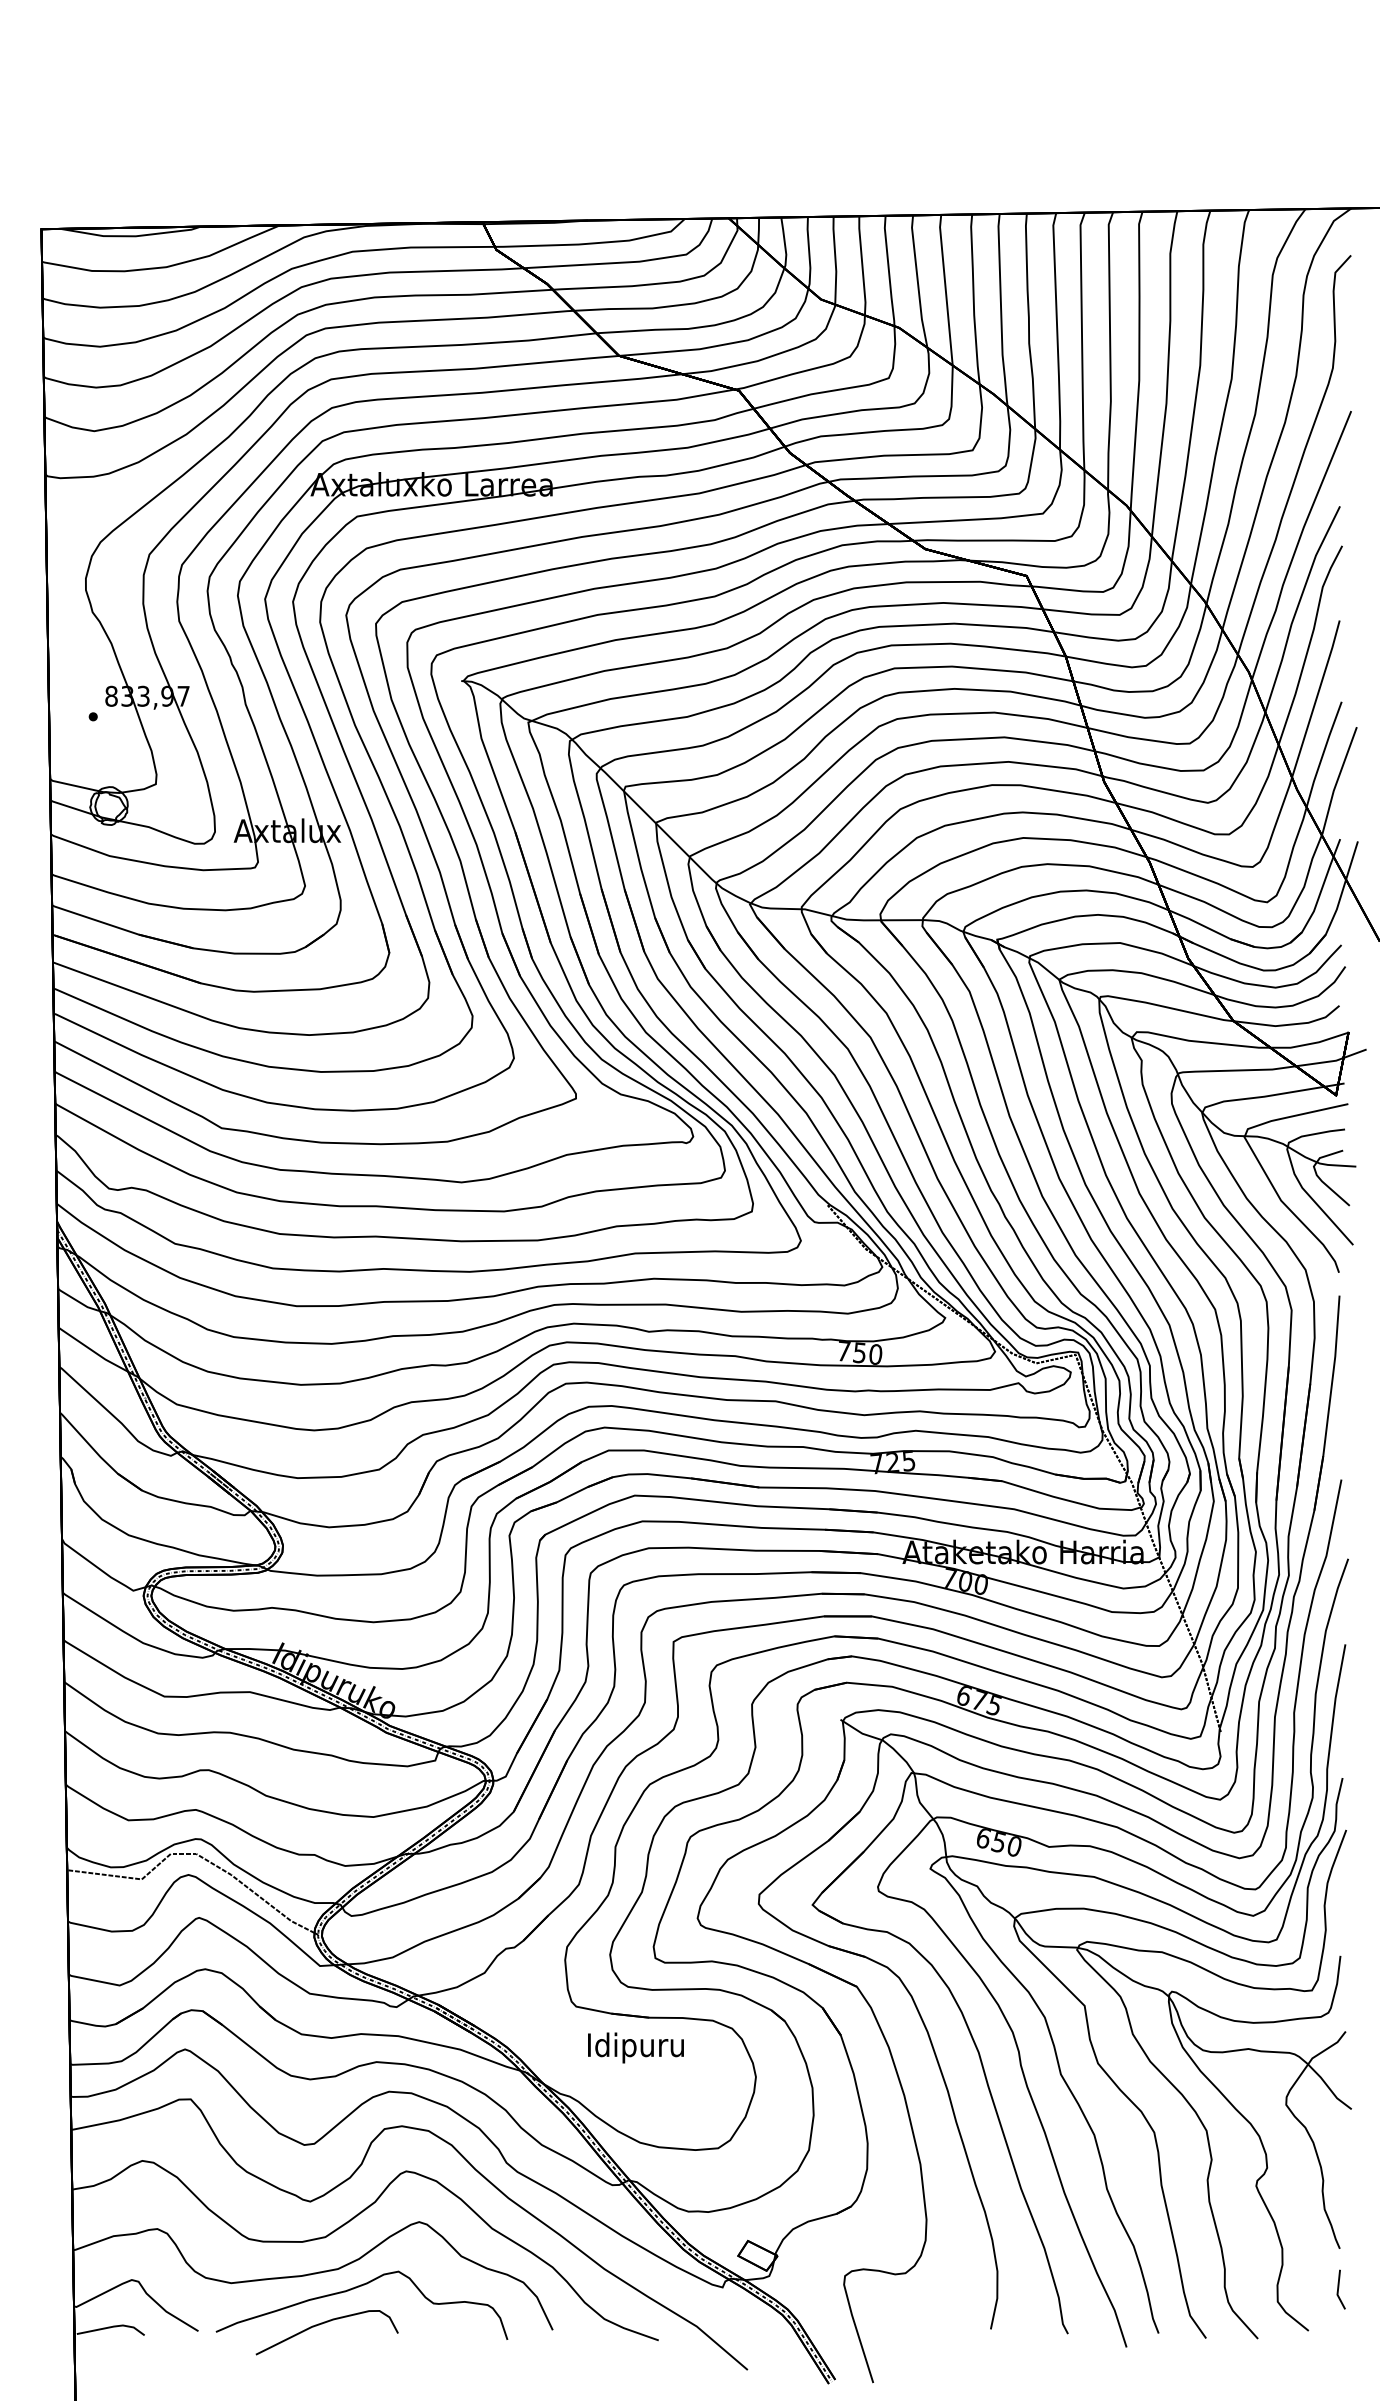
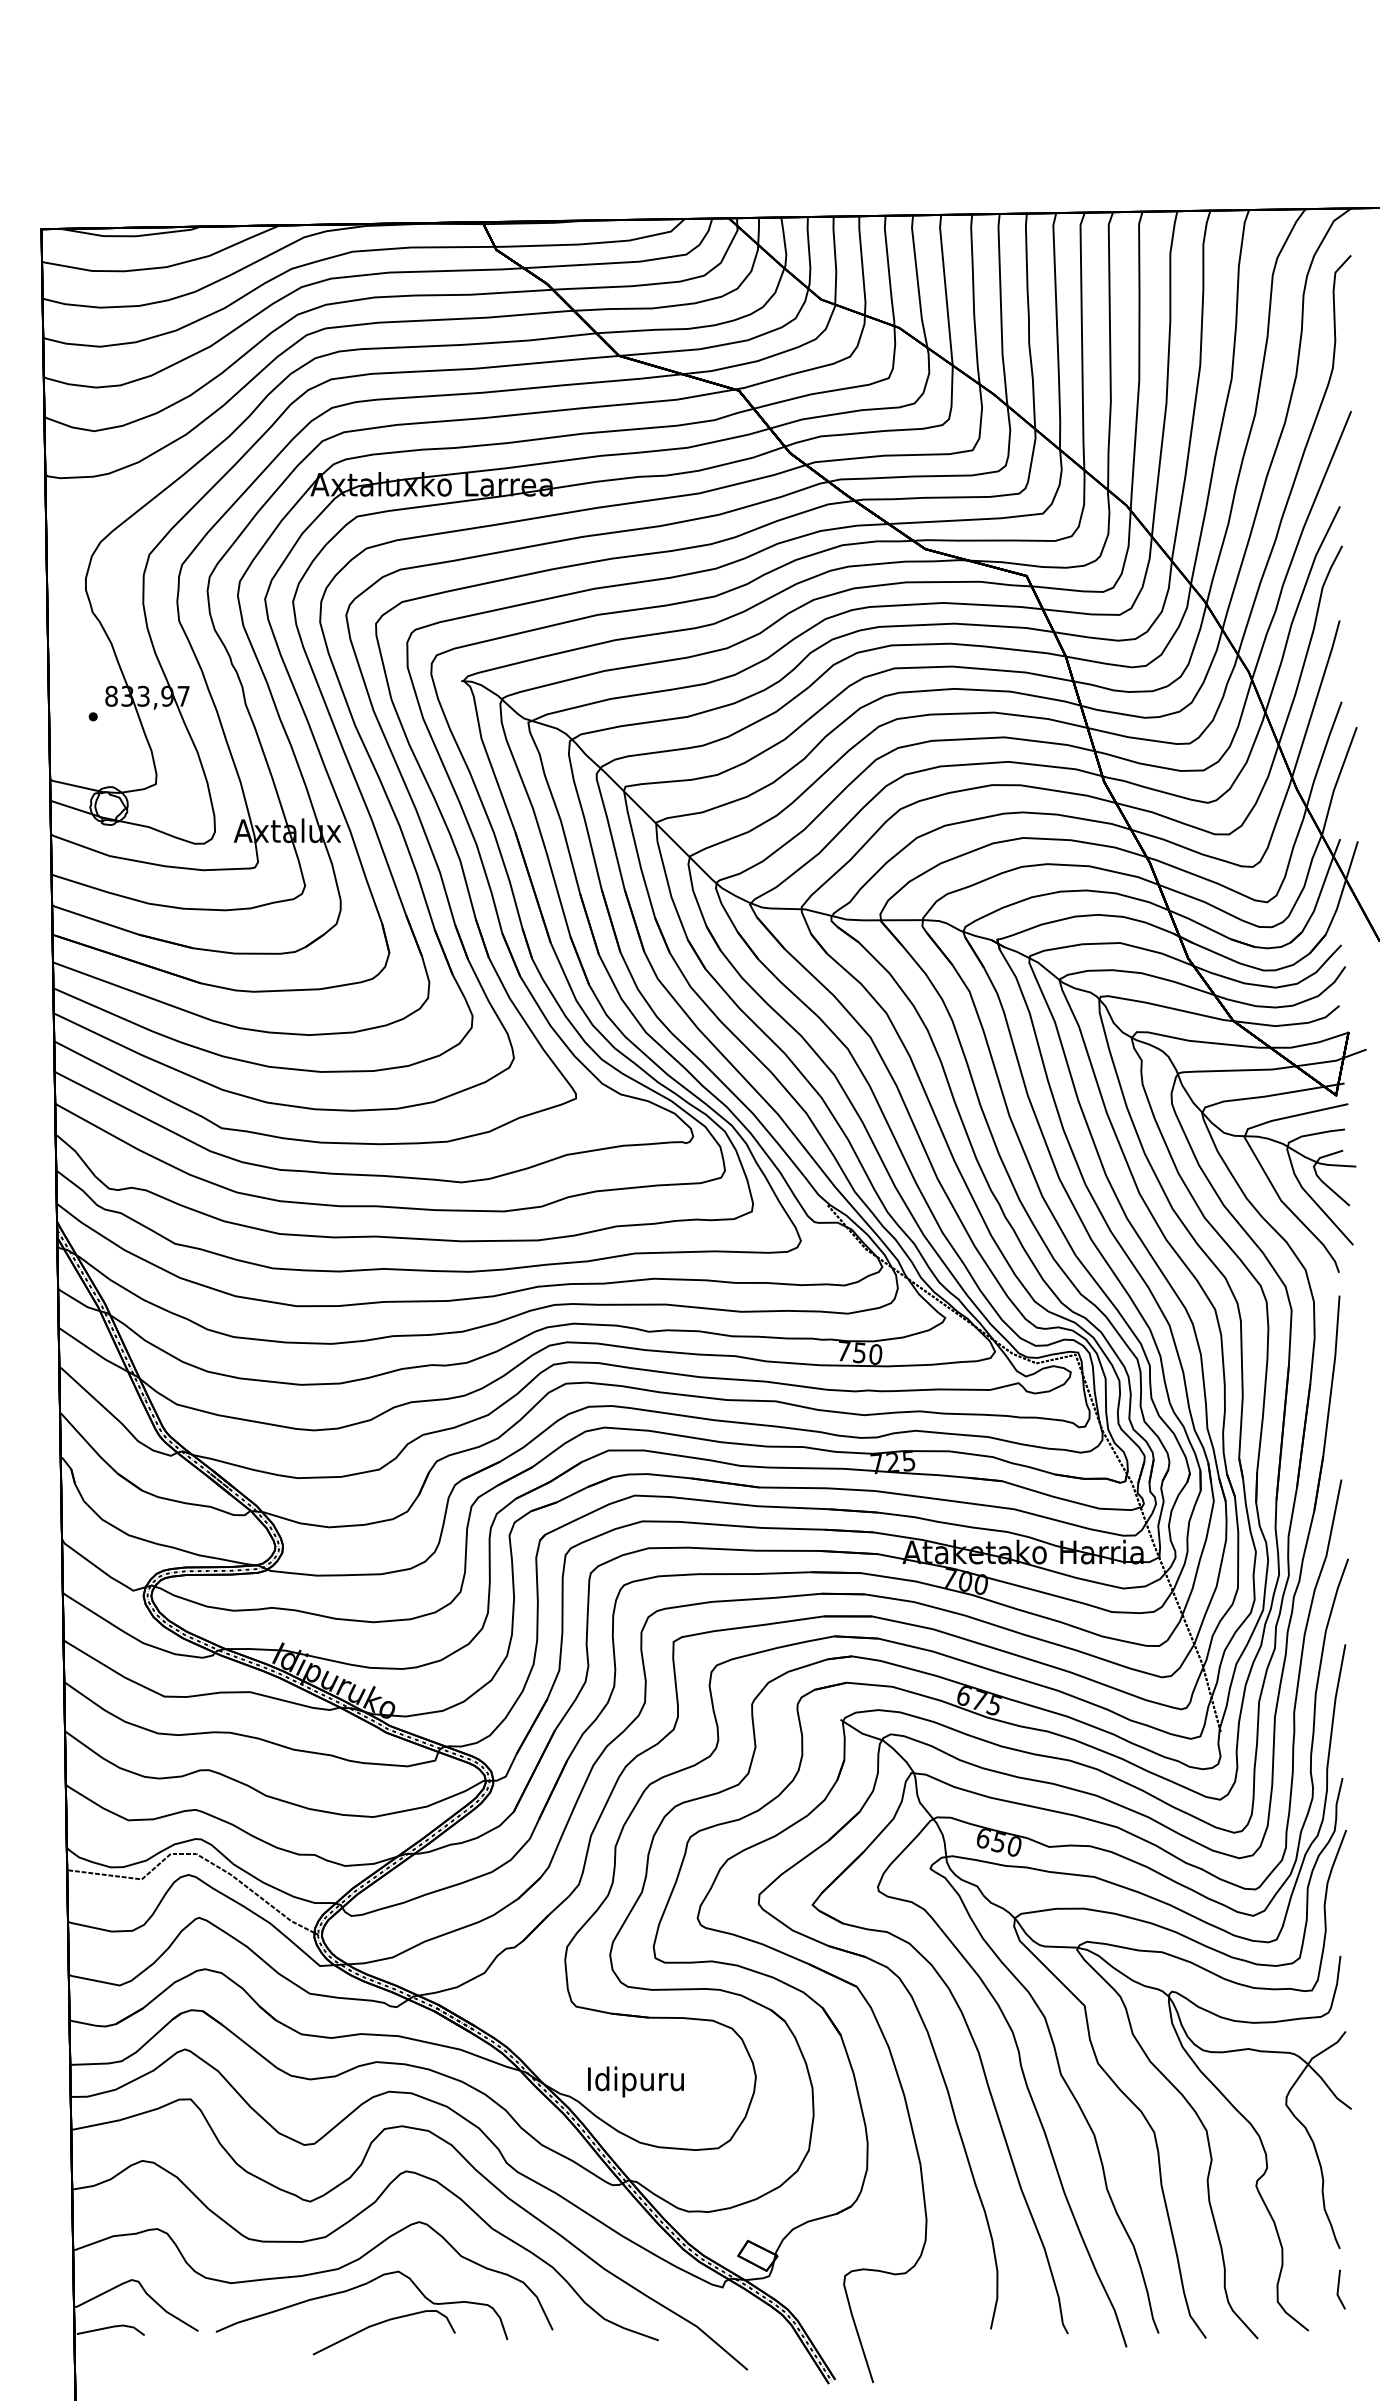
text position: (635, 2047) -> (635, 2081) (635, 2081)
curve position: (322, 2324) -> (379, 2324) (379, 2324)
